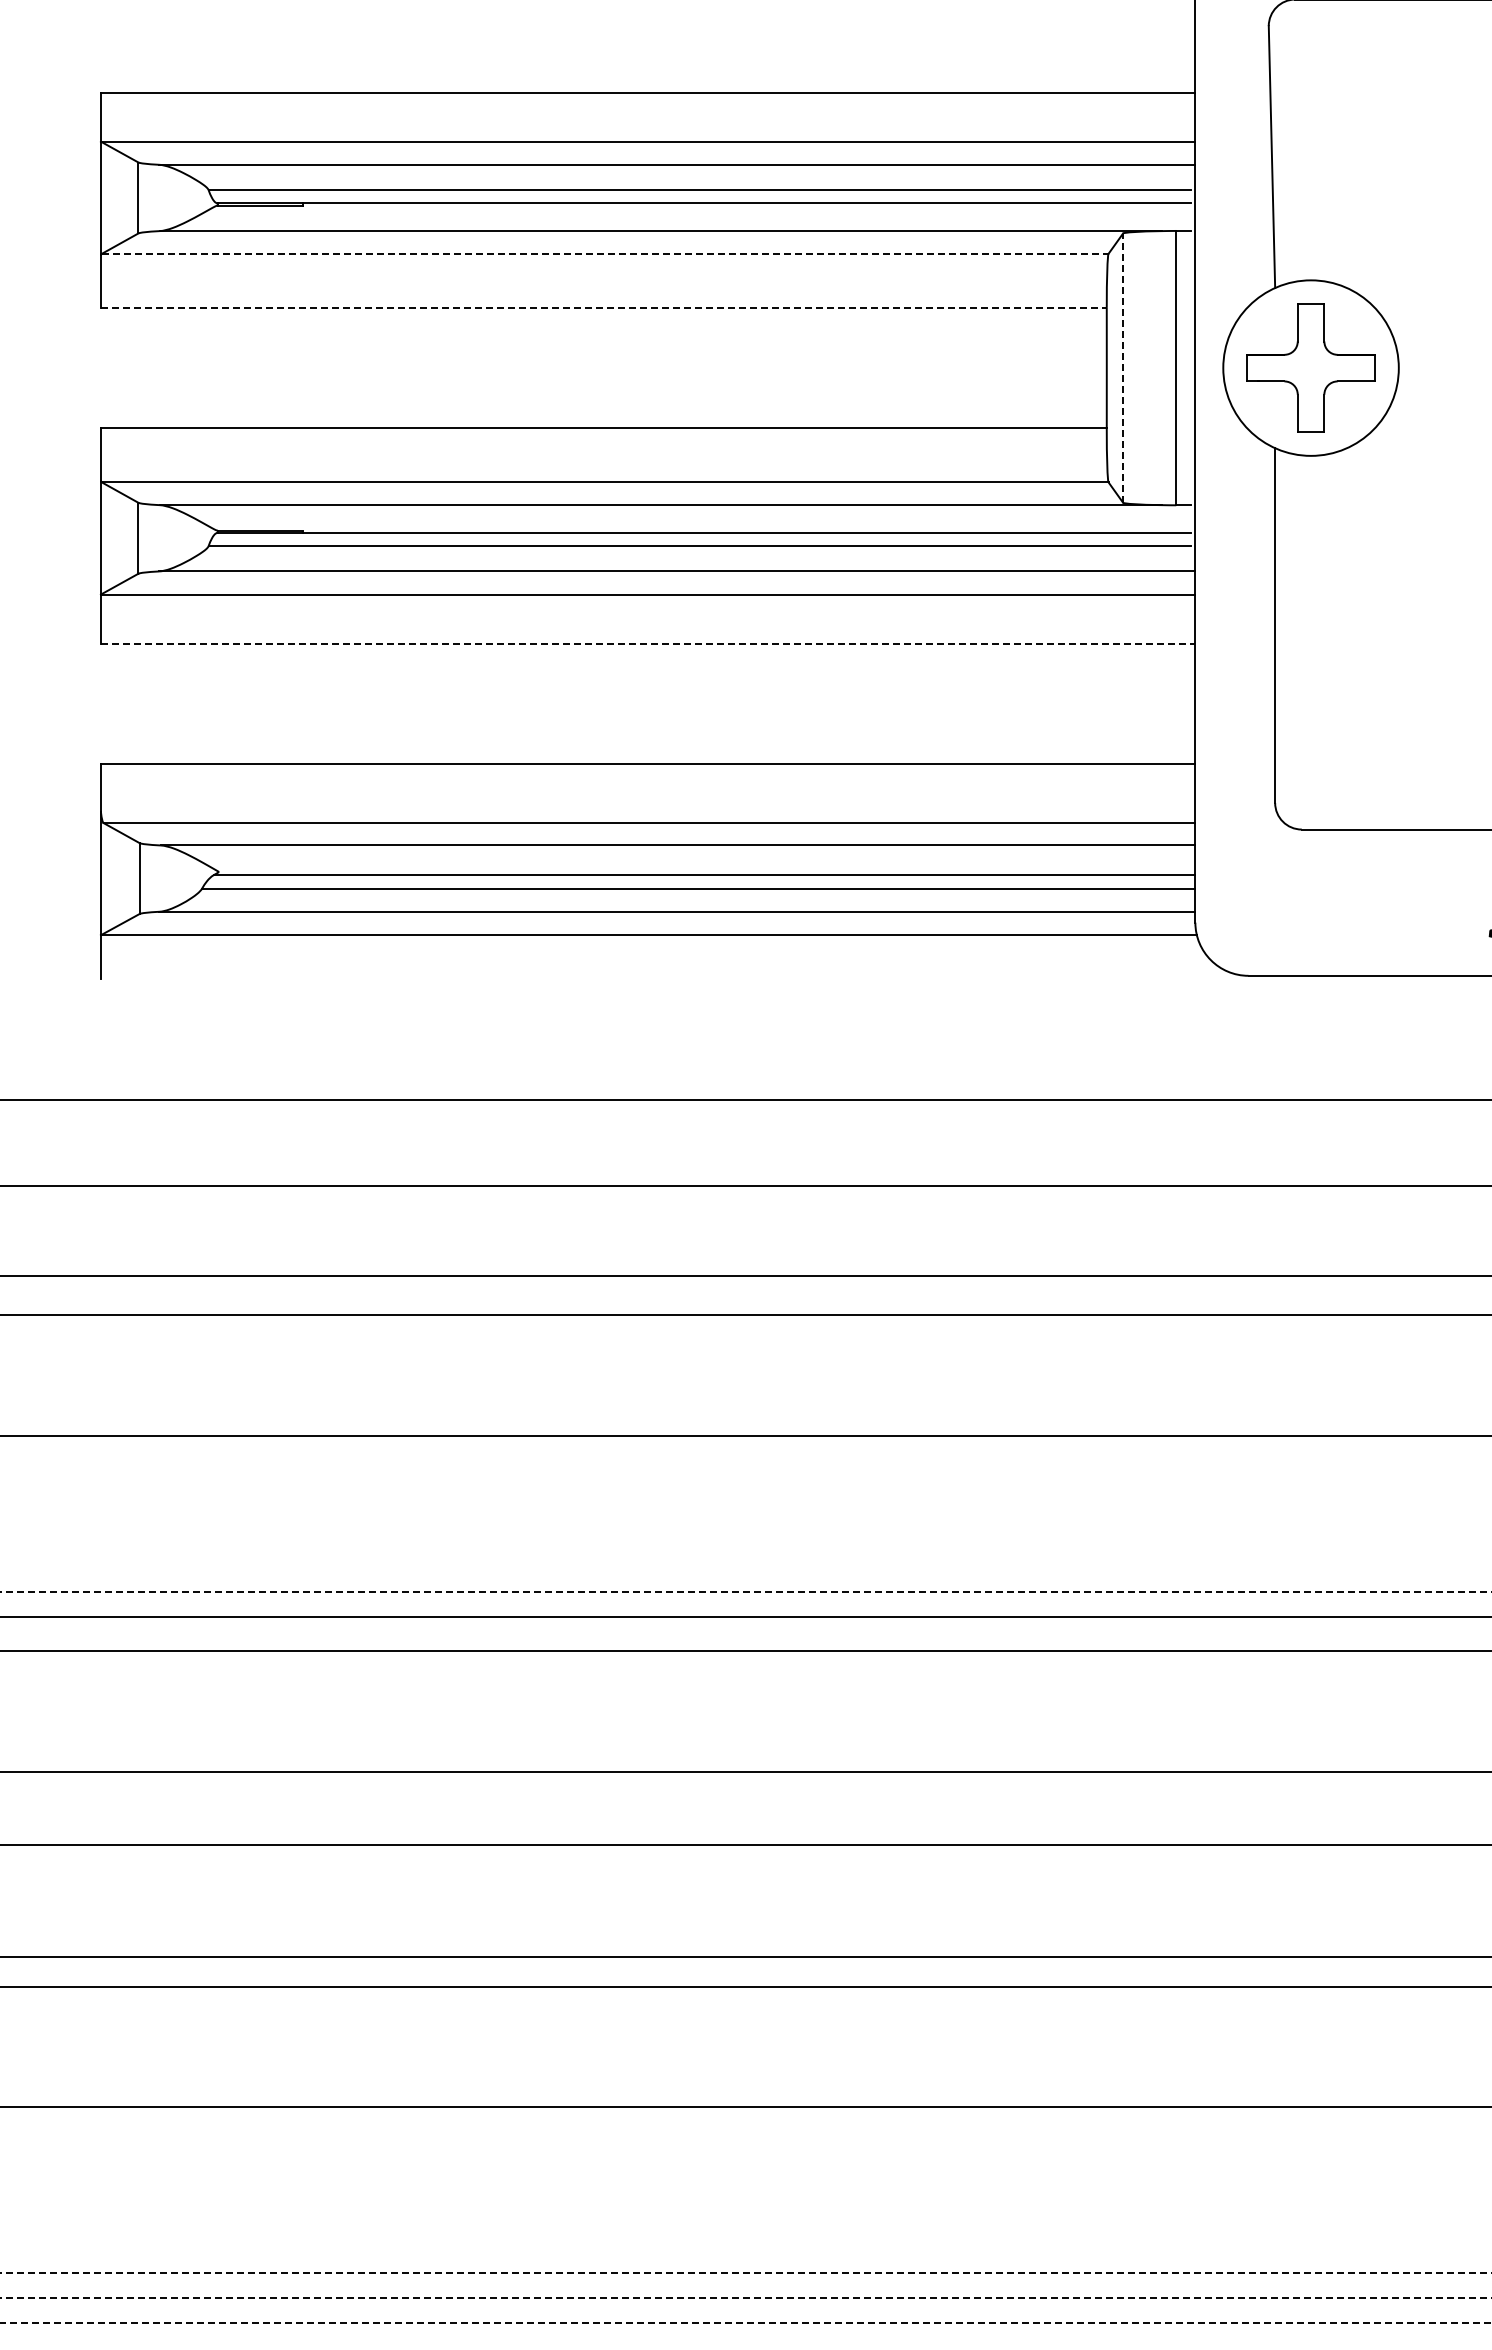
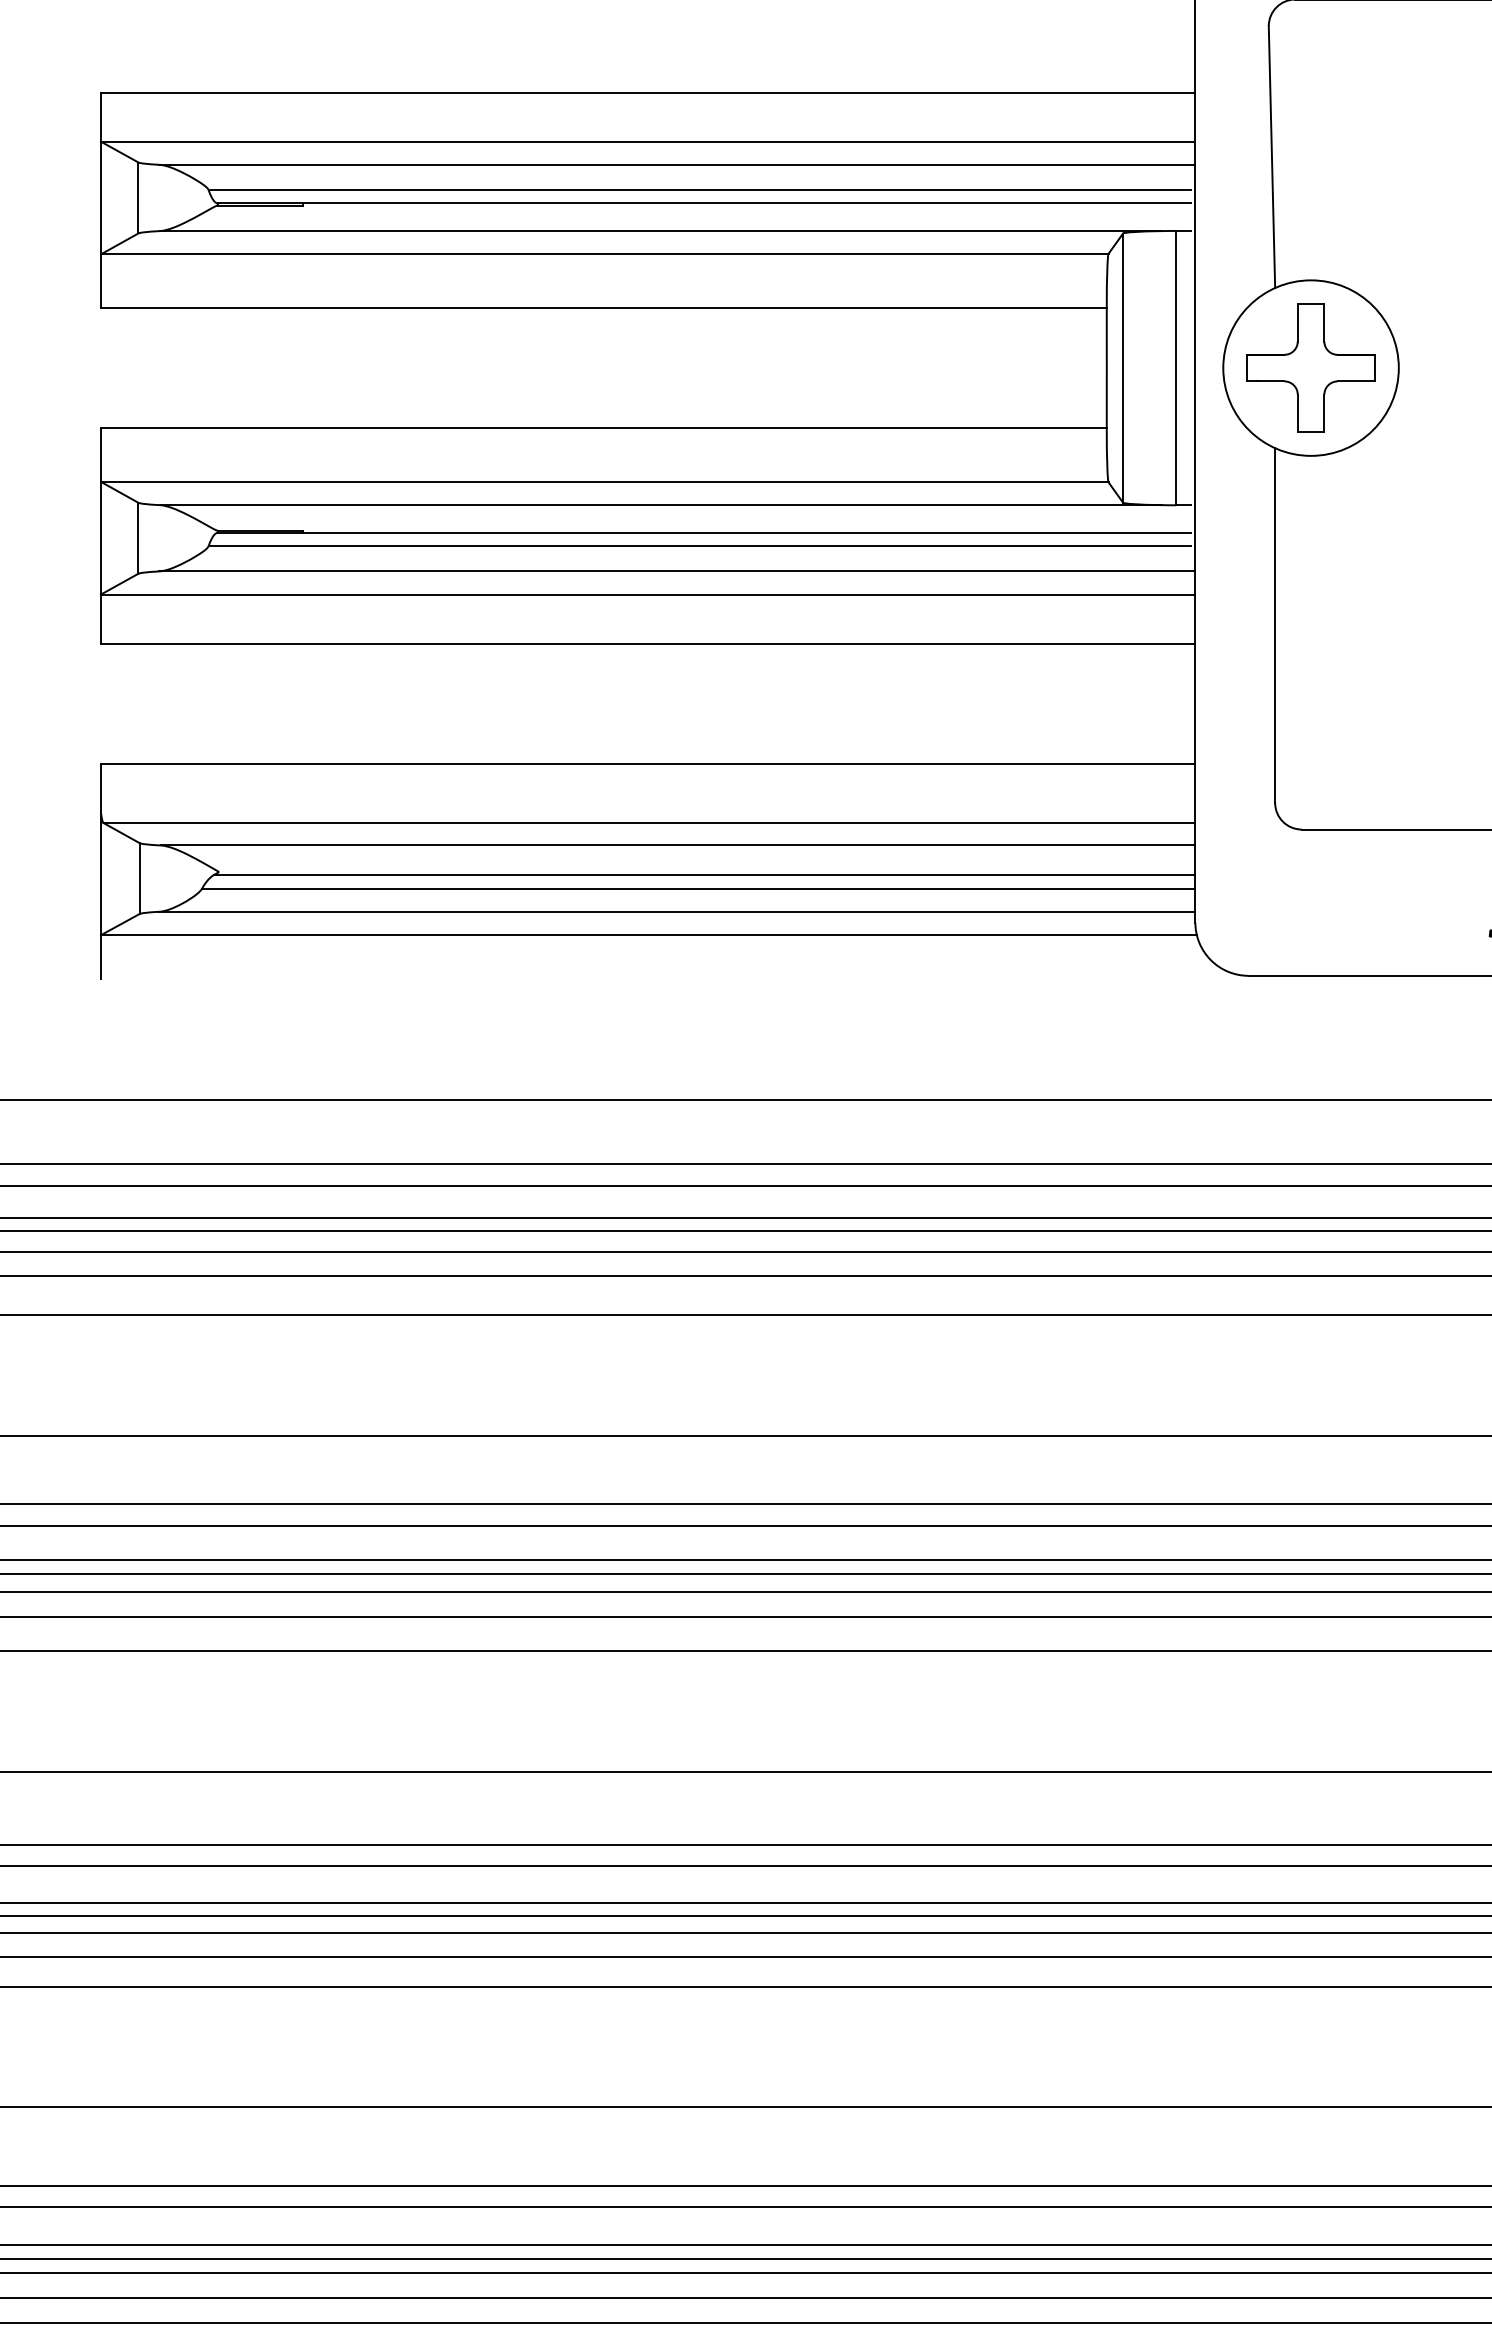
line: dashed -> solid (605, 253)
line: dashed -> solid (603, 307)
line: dashed -> solid (1123, 368)
line: dashed -> solid (648, 643)
line: none -> present (745, 1163)
line: none -> present (745, 1217)
line: none -> present (745, 1231)
line: none -> present (745, 1252)
line: none -> present (745, 1504)
line: none -> present (745, 1526)
line: none -> present (745, 1560)
line: none -> present (745, 1573)
line: dashed -> solid (746, 1592)
line: none -> present (745, 1866)
line: none -> present (745, 1902)
line: none -> present (745, 1916)
line: none -> present (745, 1932)
line: none -> present (745, 2185)
line: none -> present (745, 2206)
line: none -> present (745, 2245)
line: none -> present (745, 2258)
line: dashed -> solid (746, 2273)
line: dashed -> solid (746, 2297)
line: dashed -> solid (746, 2322)
